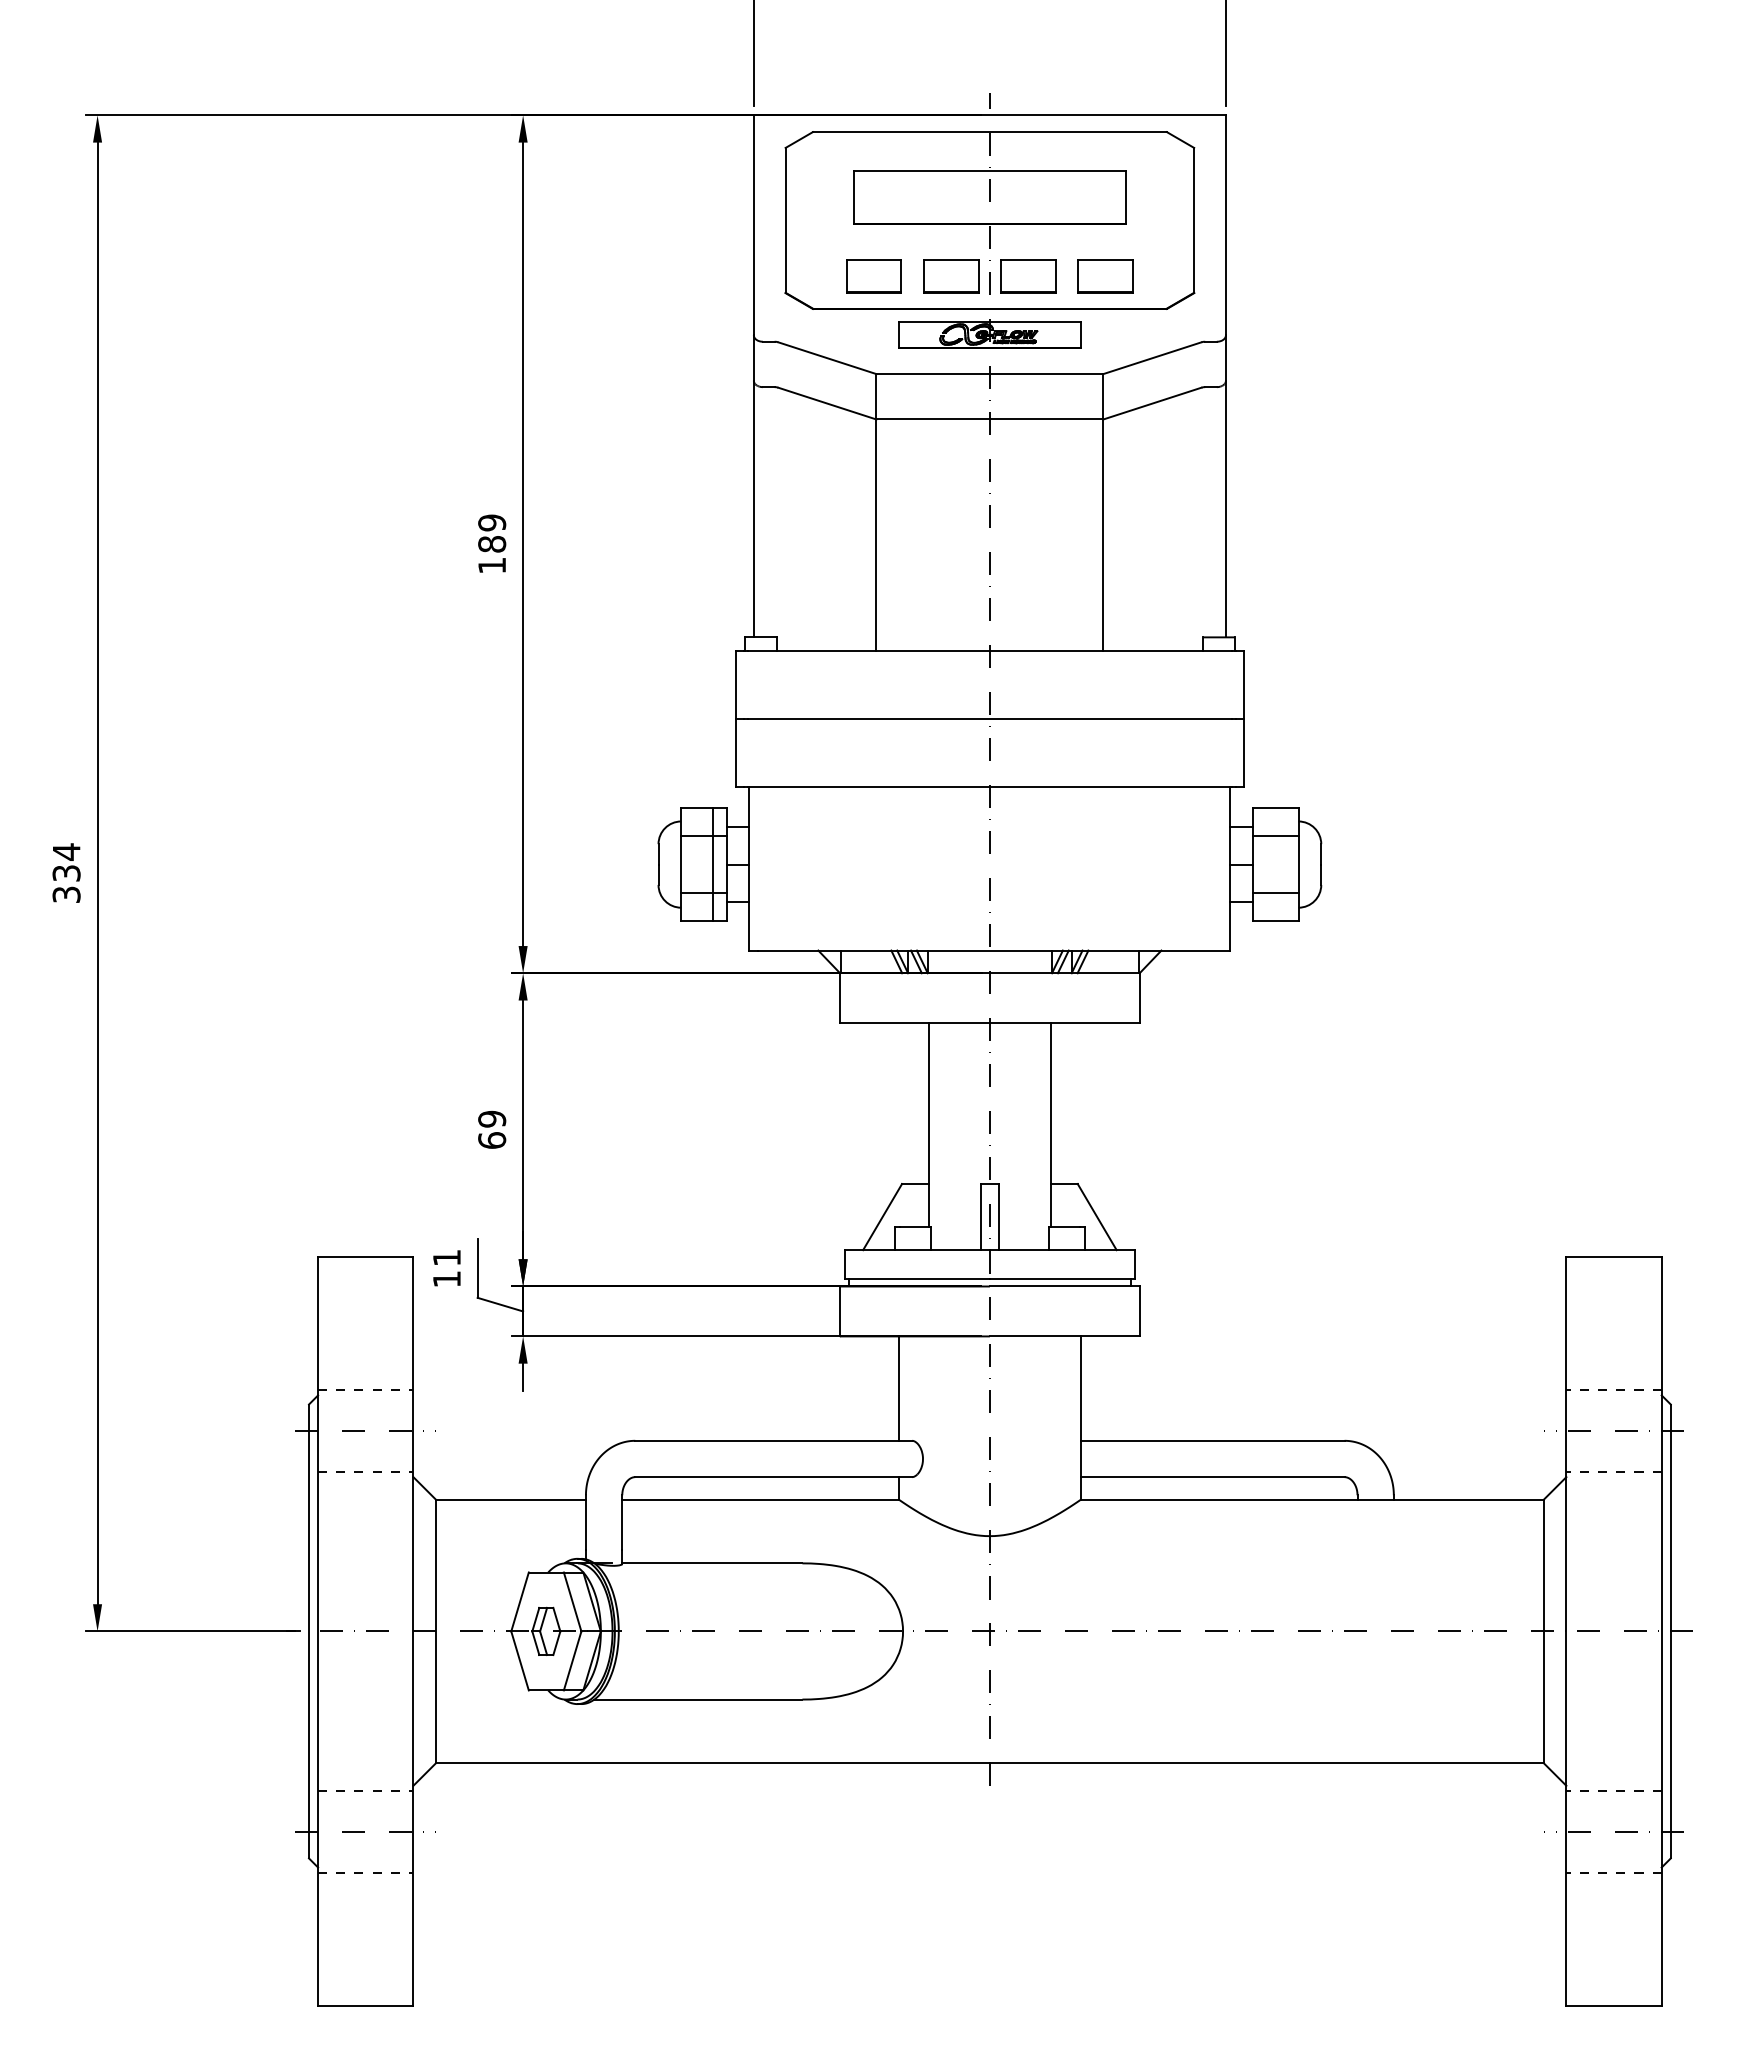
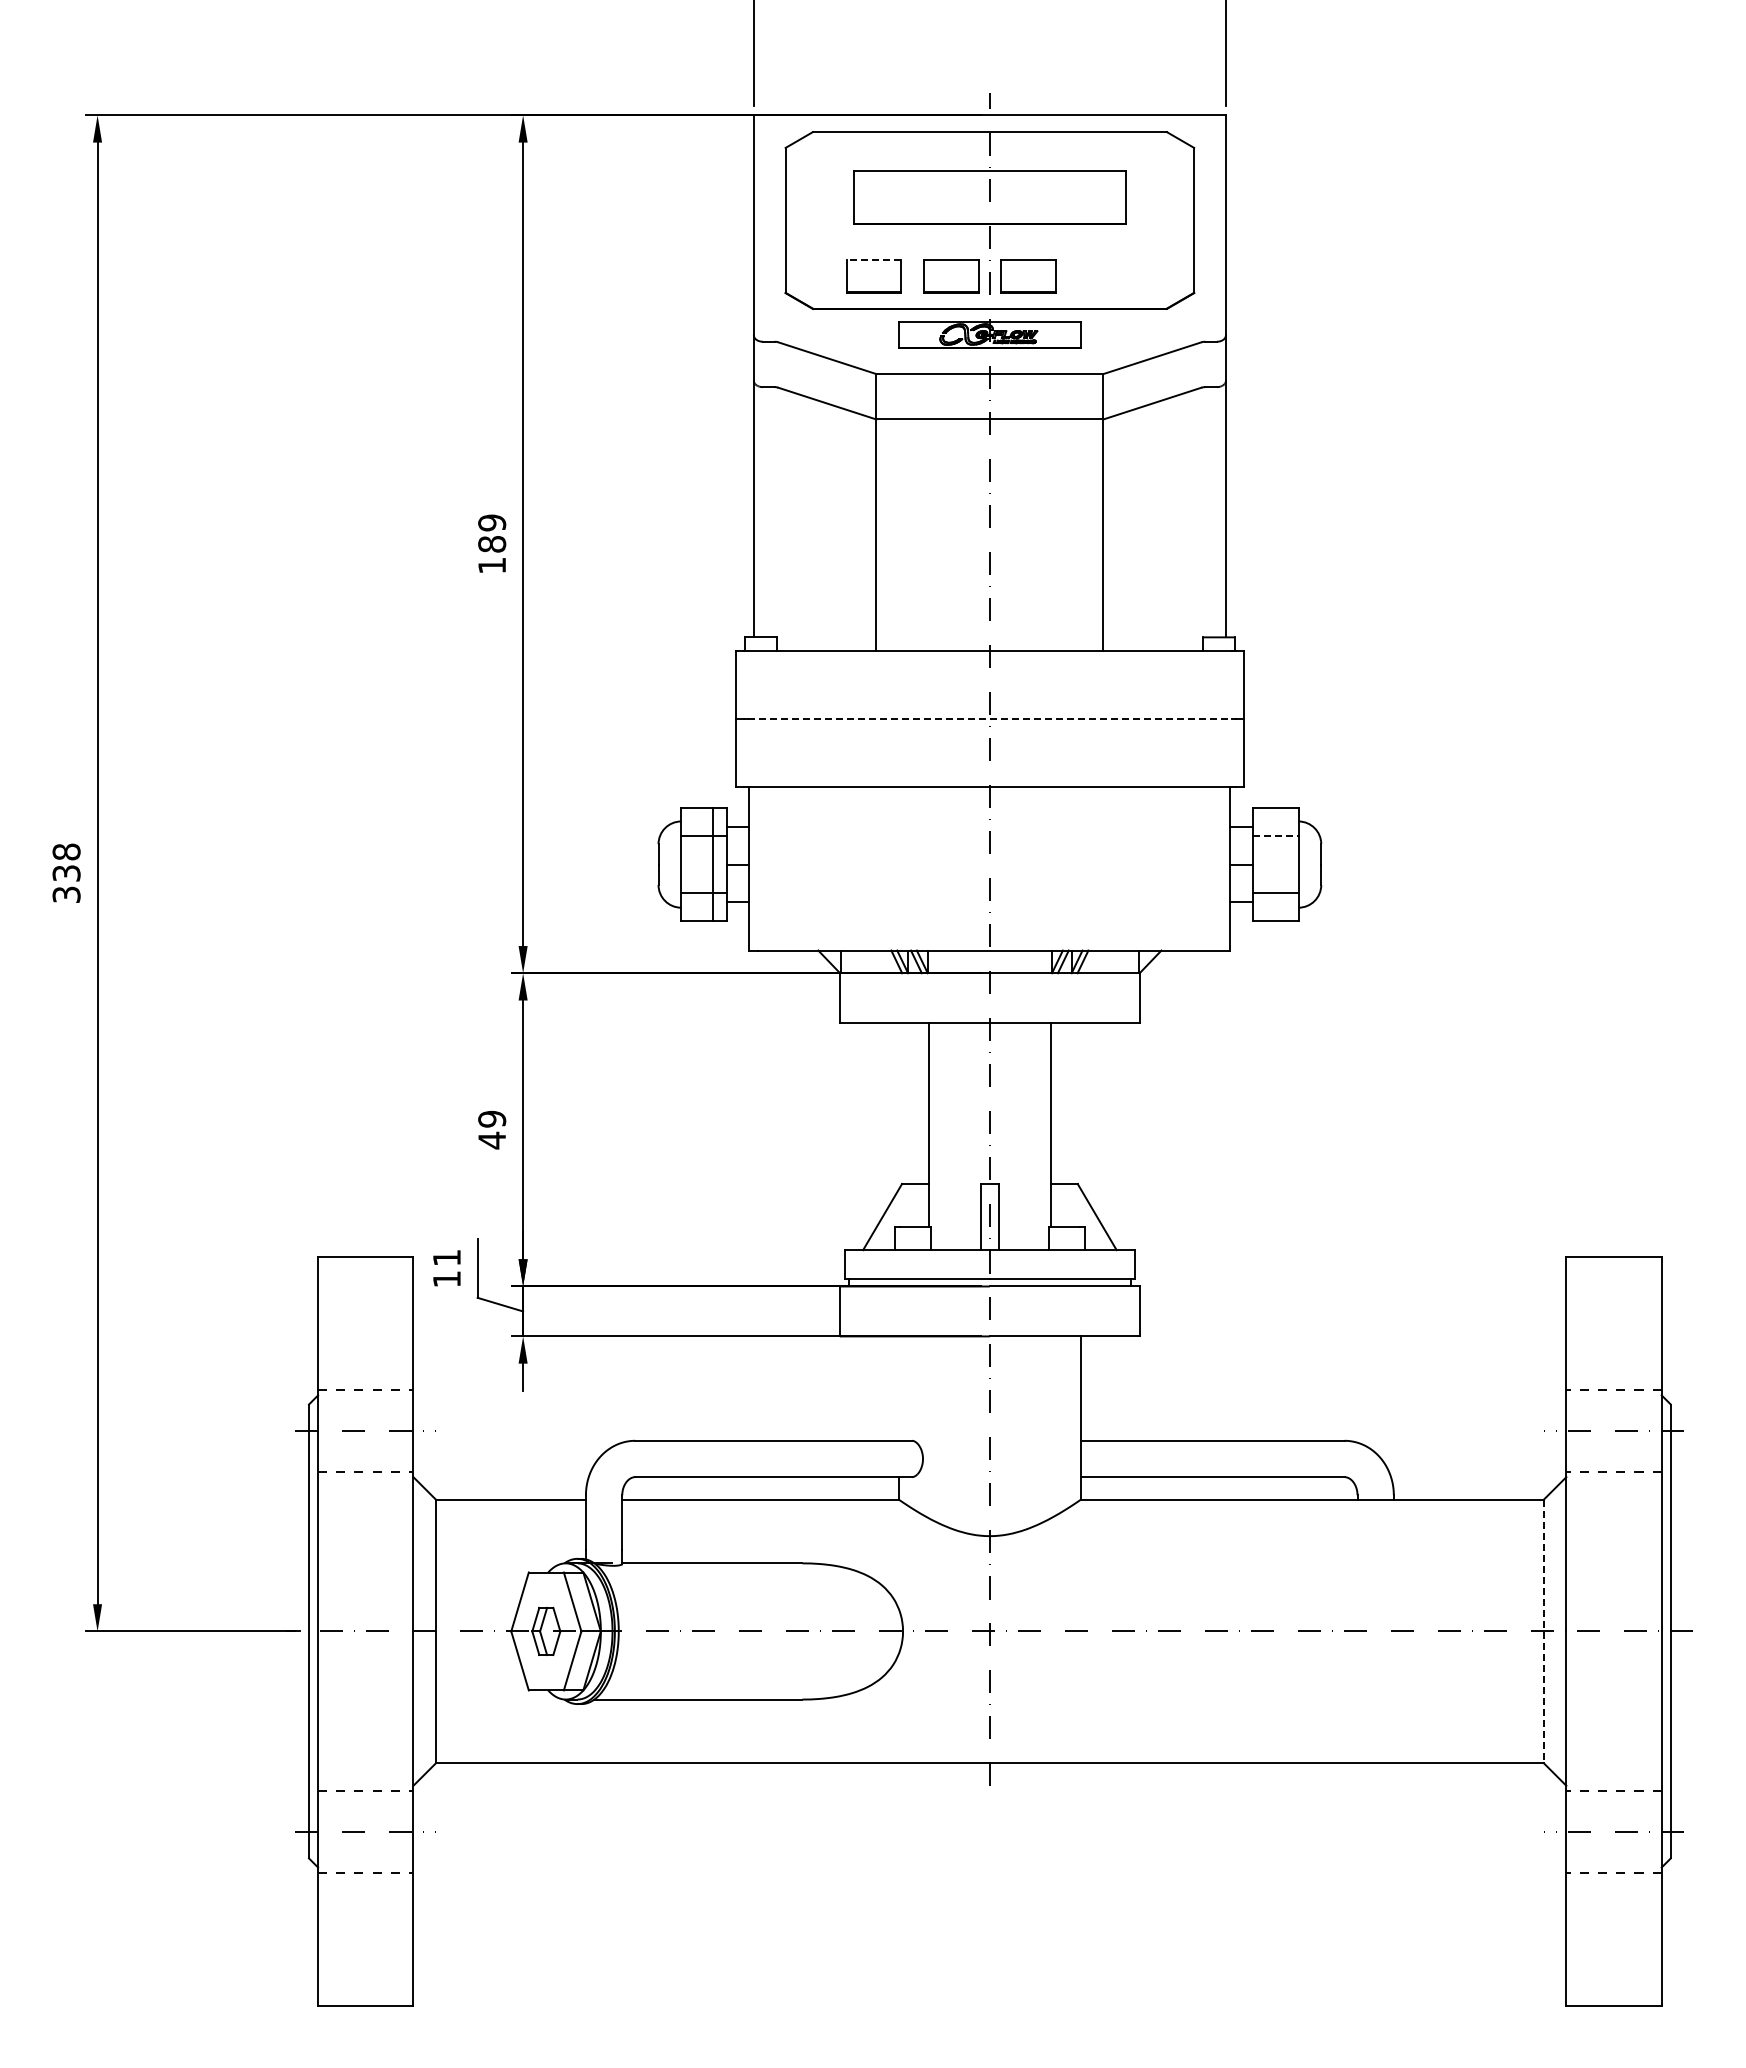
line: solid -> dashed (873, 260)
part: present -> none (1105, 276)
line: solid -> dashed (989, 719)
line: solid -> dashed (1275, 836)
text: 334 -> 338 (66, 851)
text: 69 -> 49 (492, 1140)
line: present -> none (899, 1388)
line: solid -> dashed (1543, 1631)
